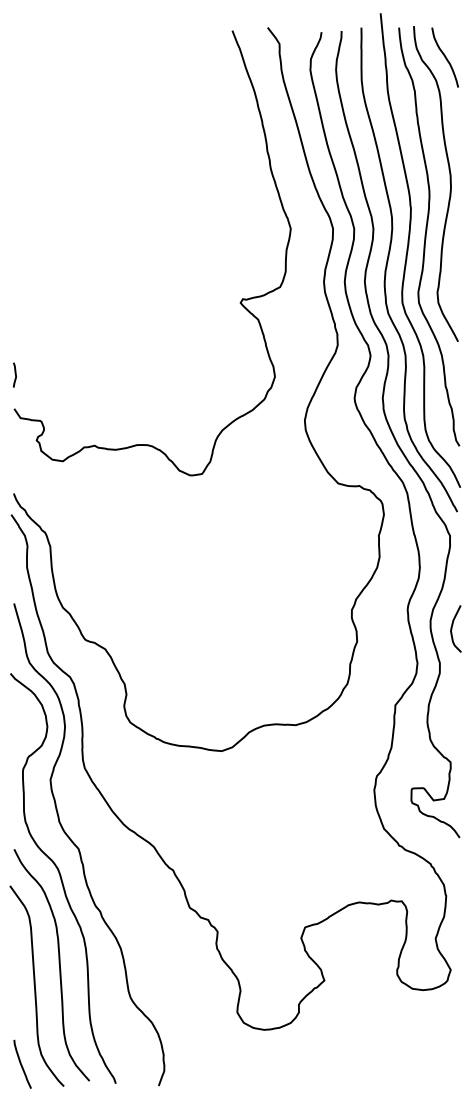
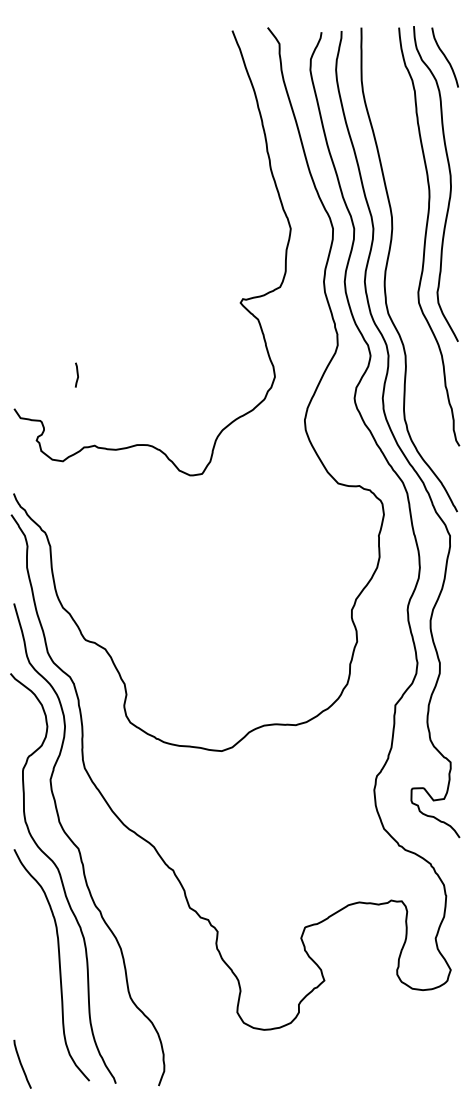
curve: present -> none (408, 250)
line position: (14, 374) -> (76, 374) (76, 374)
curve: present -> none (452, 628)
curve: present -> none (35, 985)
